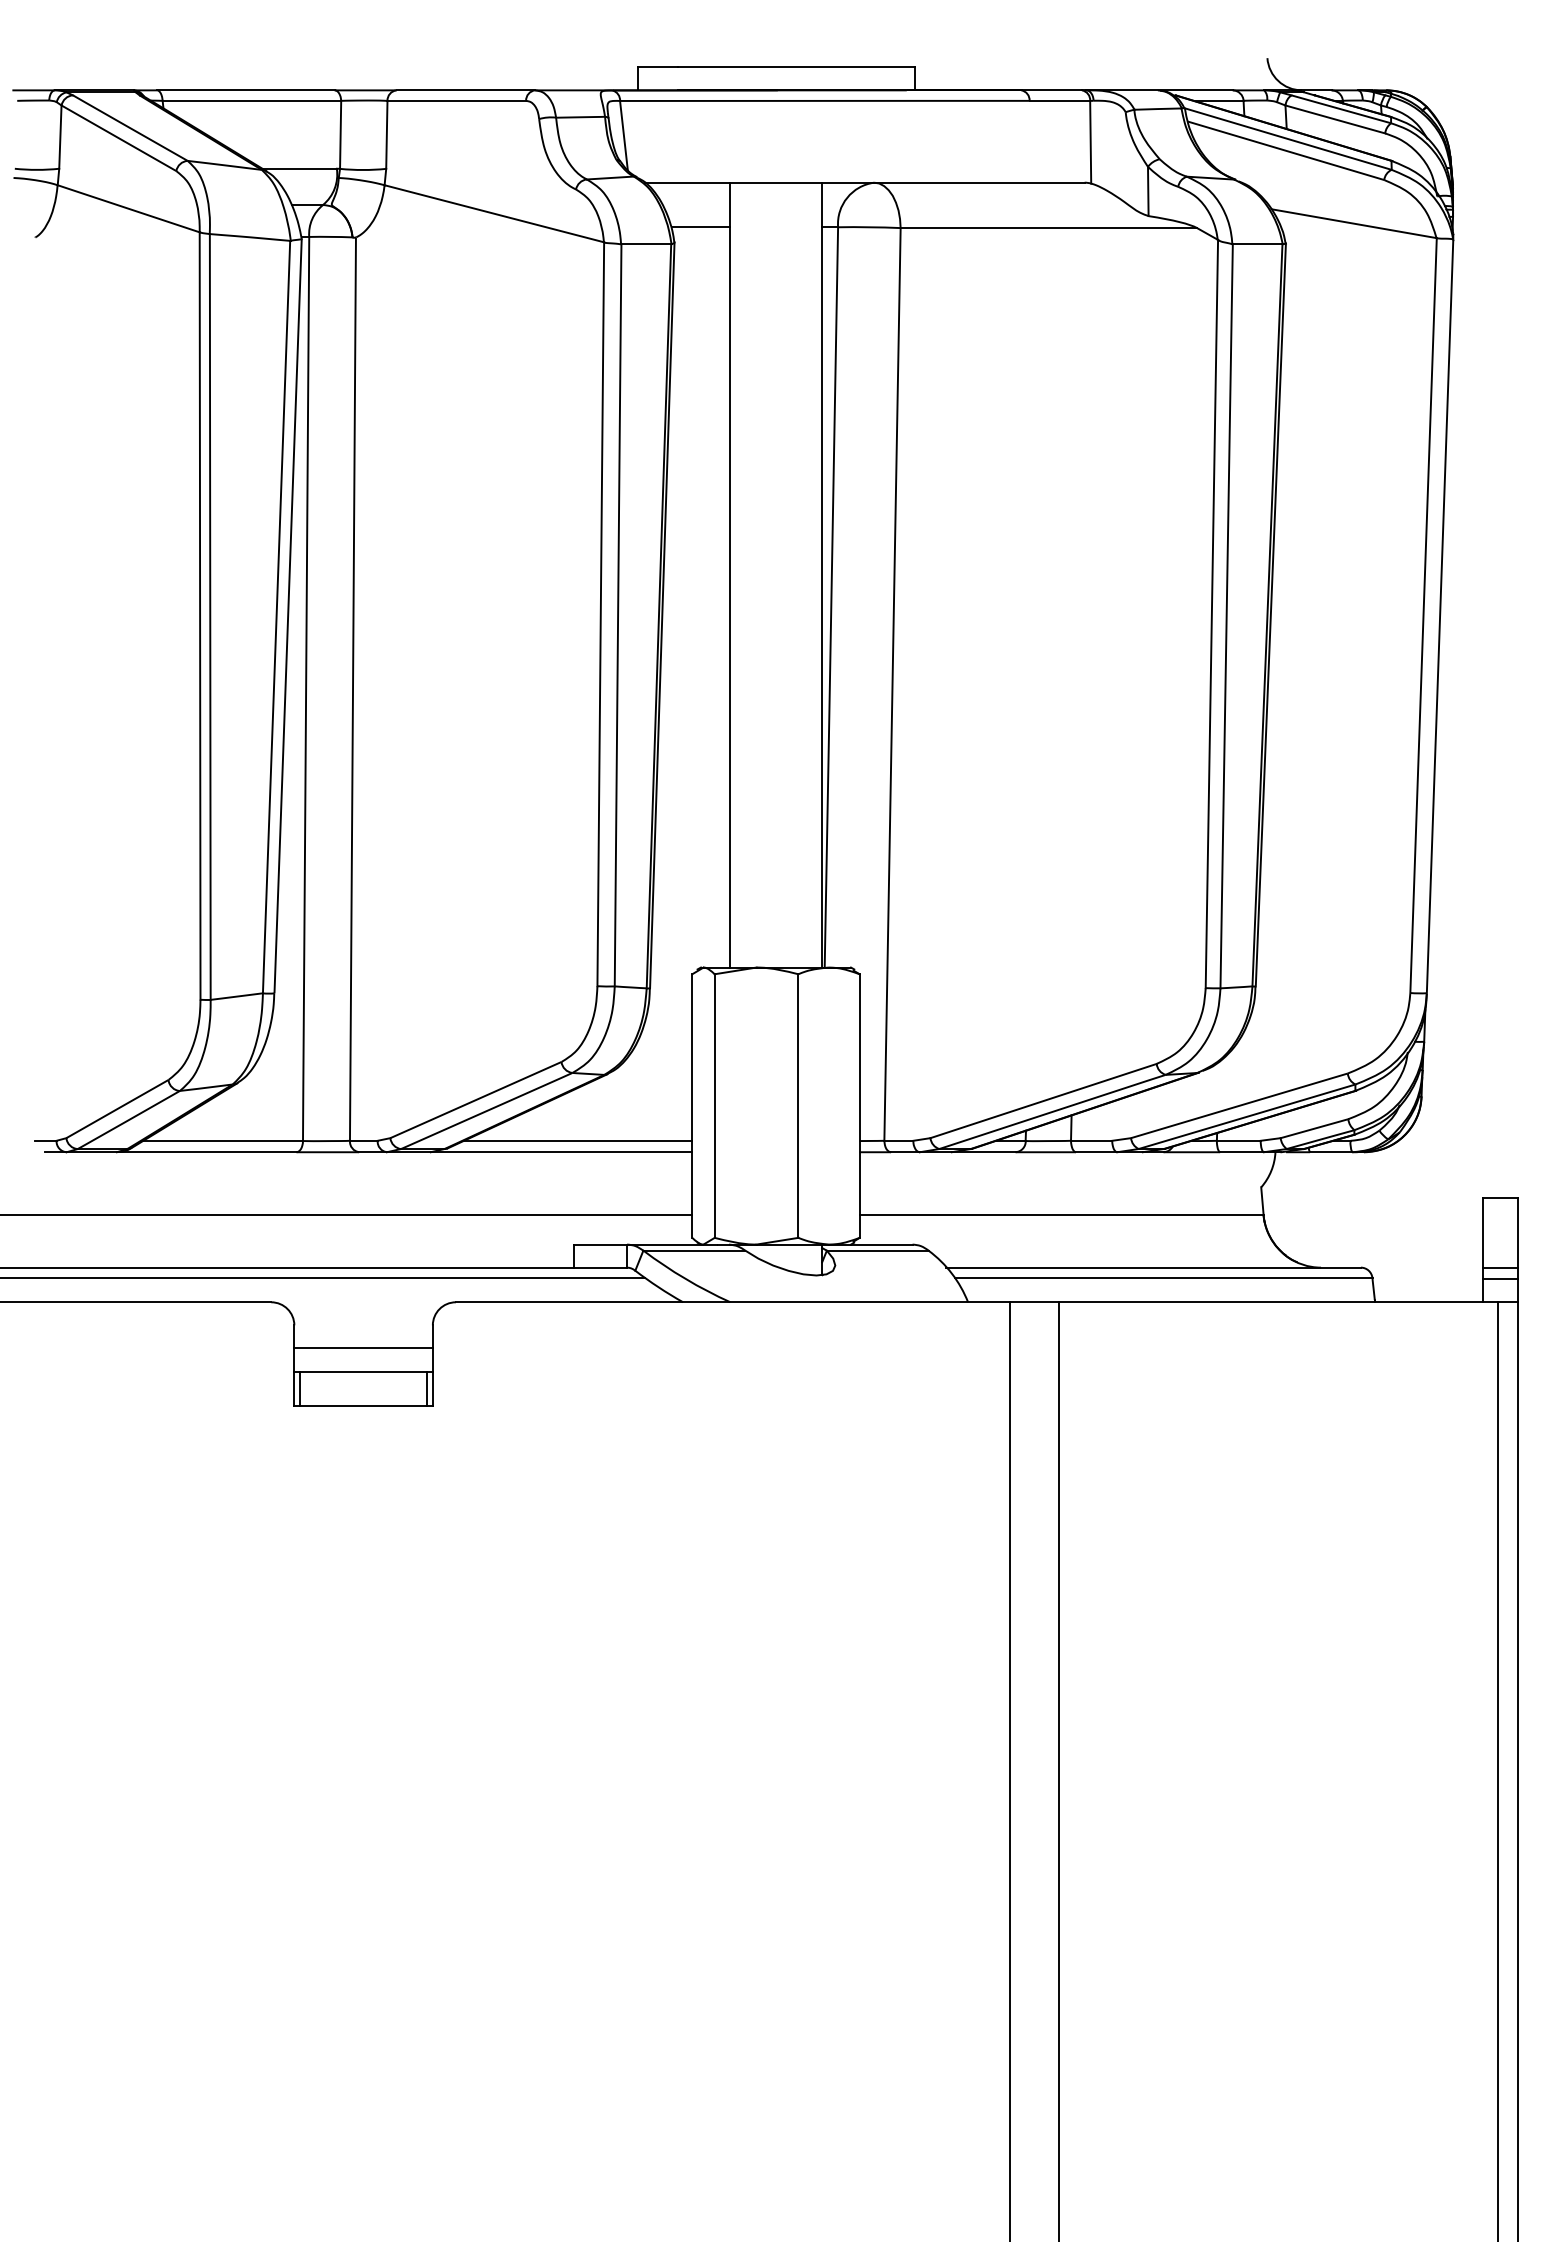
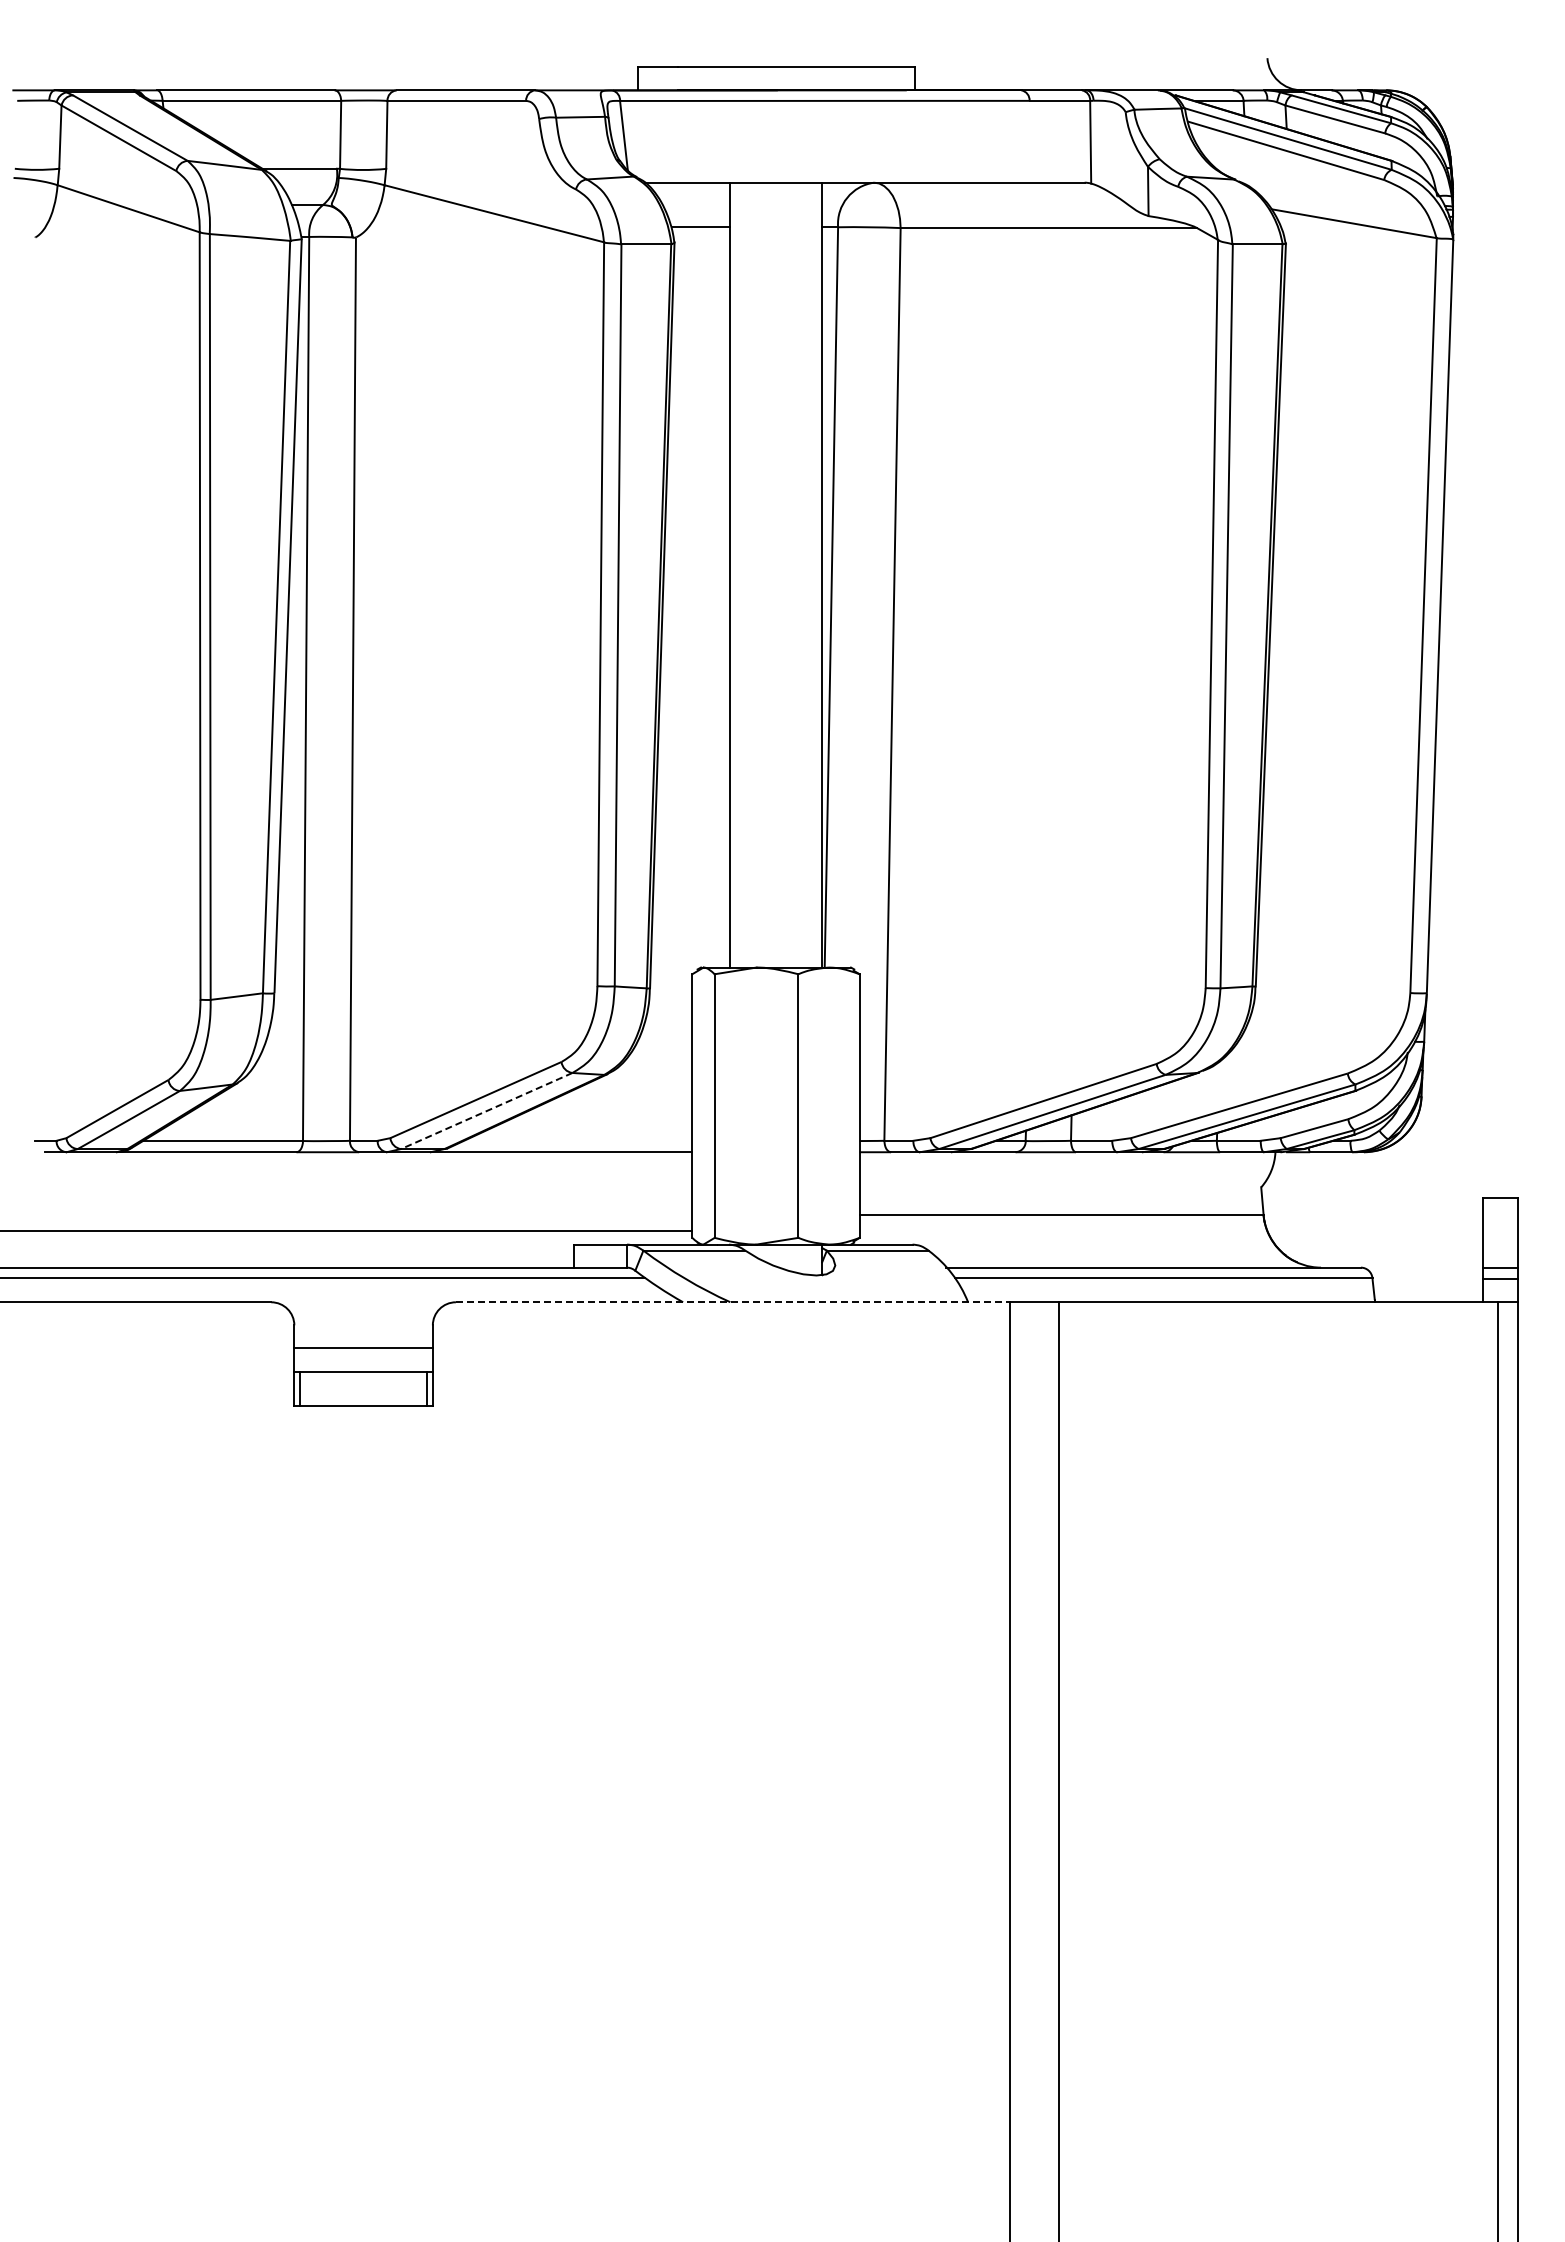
line: solid -> dashed (487, 1110)
line: present -> none (578, 1141)
line position: (347, 1214) -> (347, 1230) (347, 1230)
line: solid -> dashed (733, 1302)
